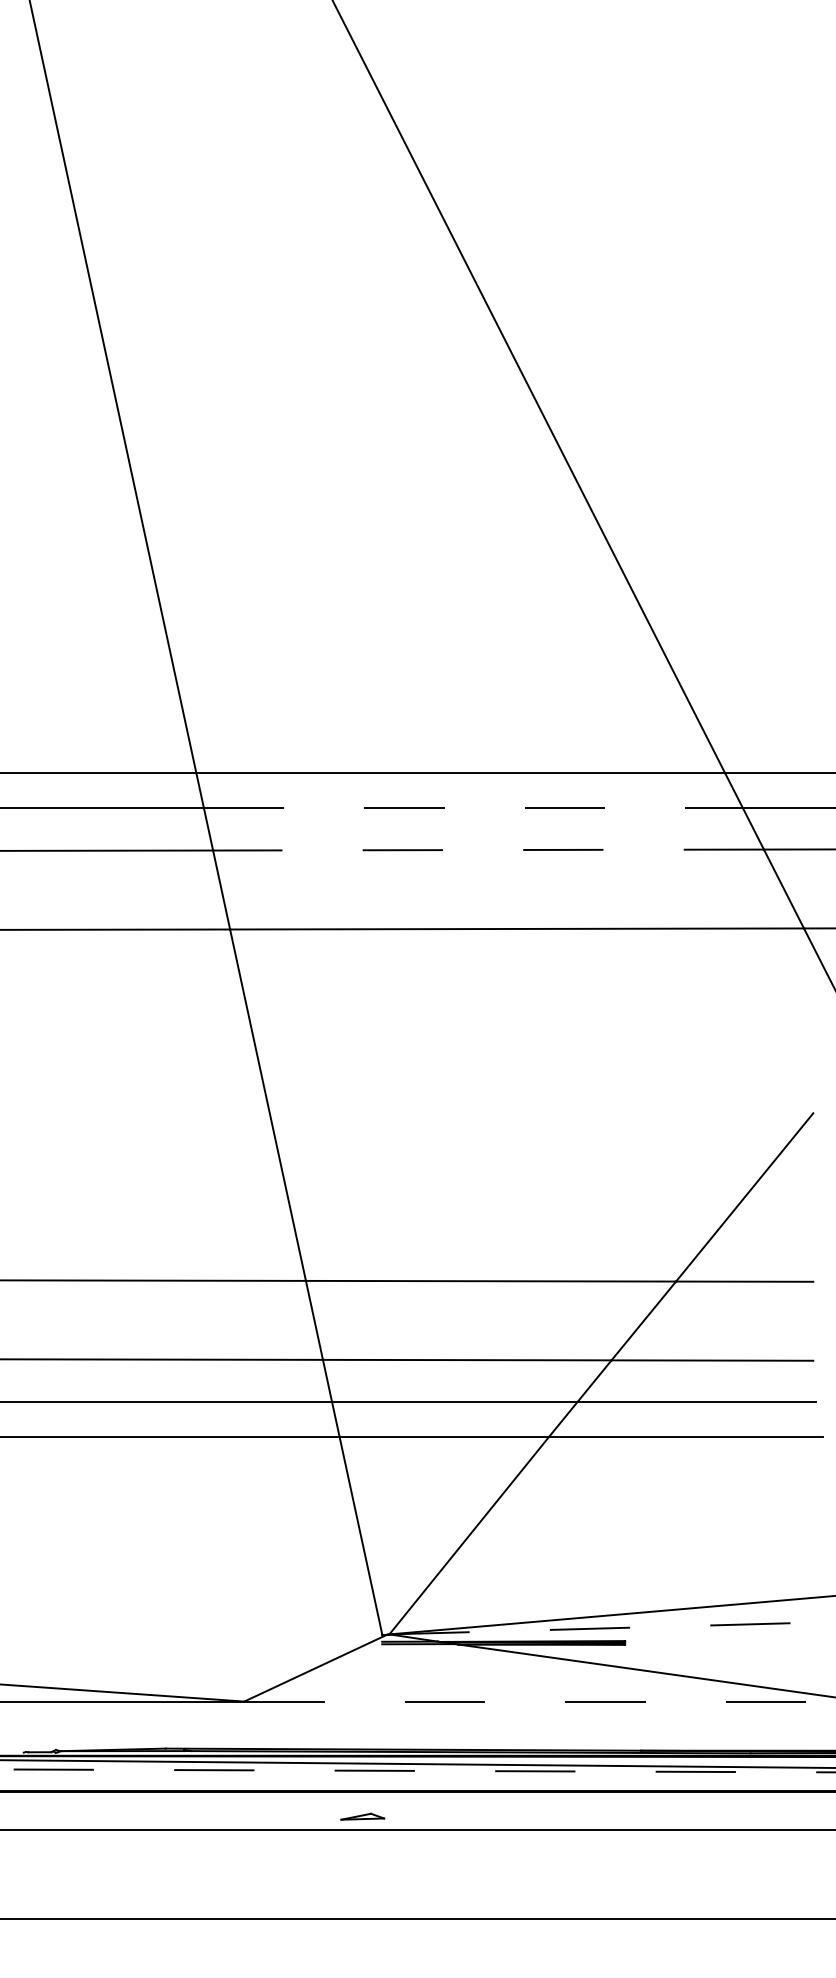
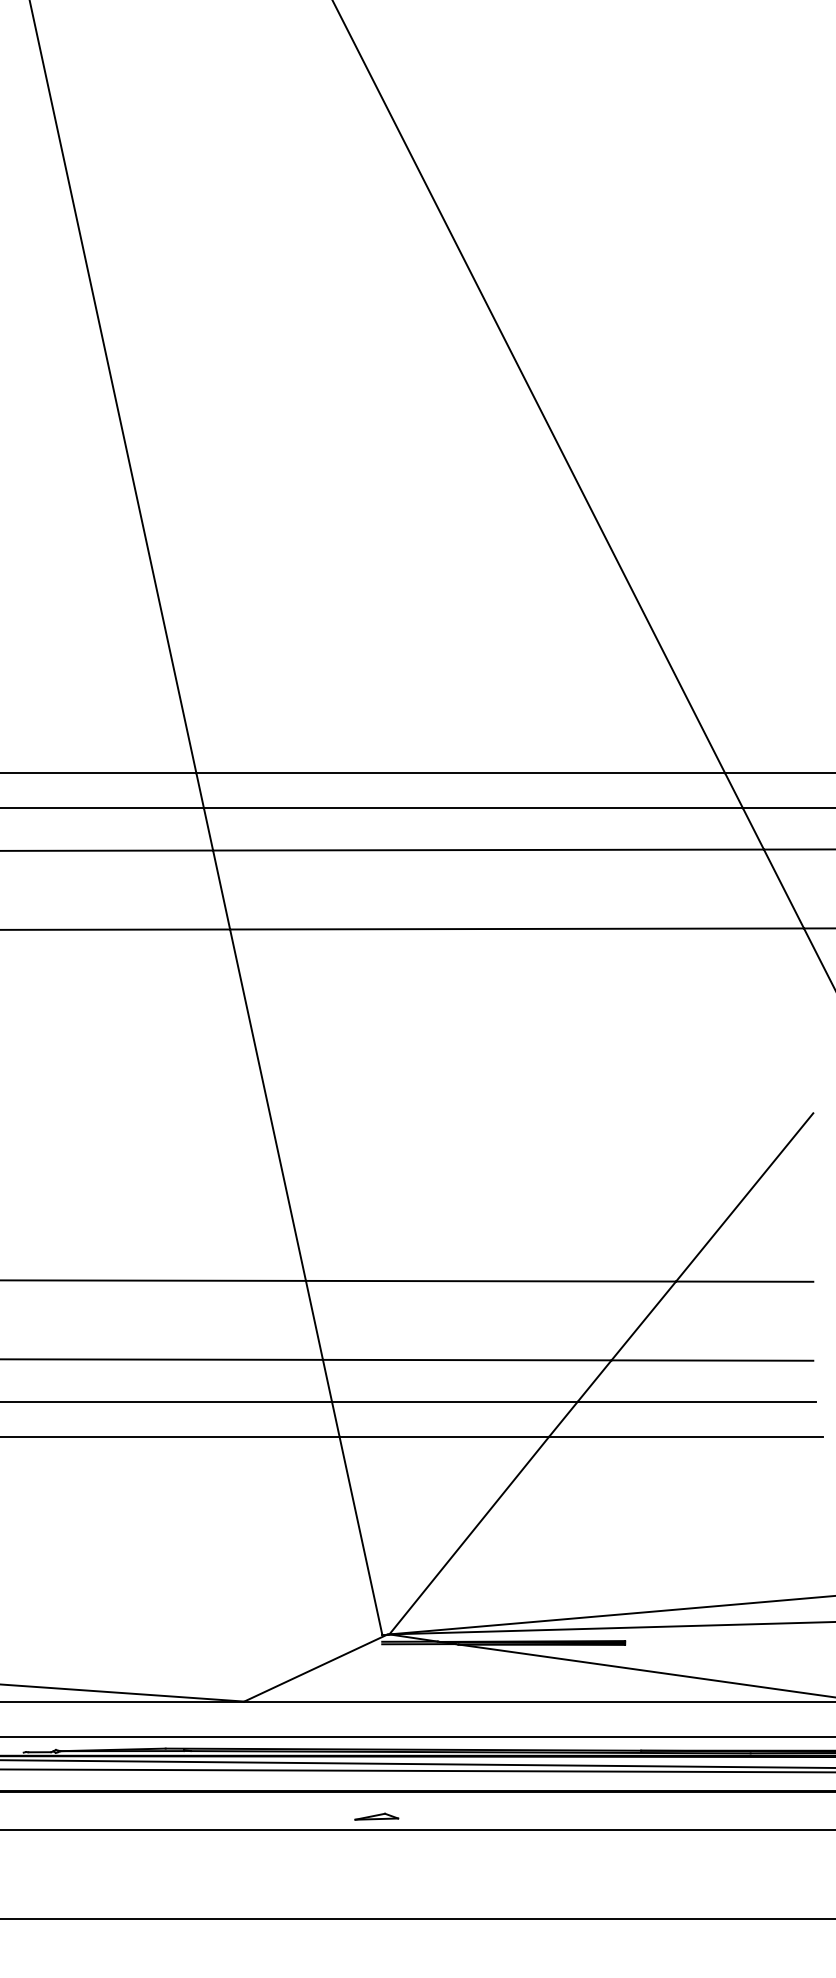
line: dashed -> solid (473, 808)
line: dashed -> solid (488, 850)
line: dashed -> solid (613, 1628)
line: dashed -> solid (540, 1701)
line: none -> present (417, 1736)
line: dashed -> solid (418, 1770)
part position: (362, 1816) -> (376, 1816) (376, 1816)
